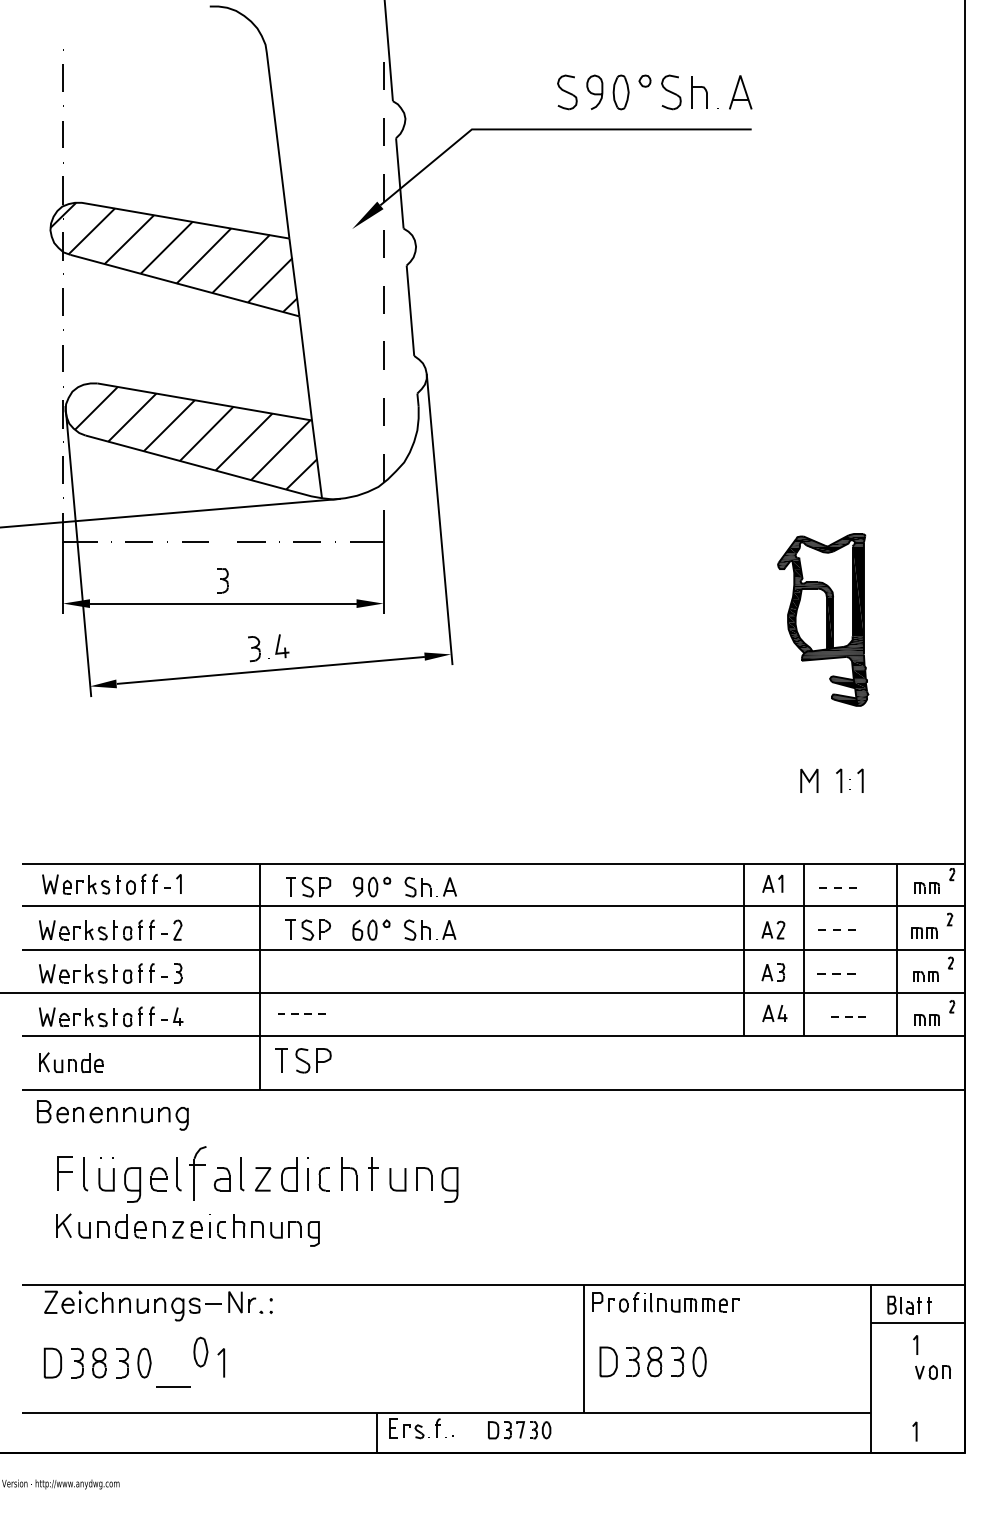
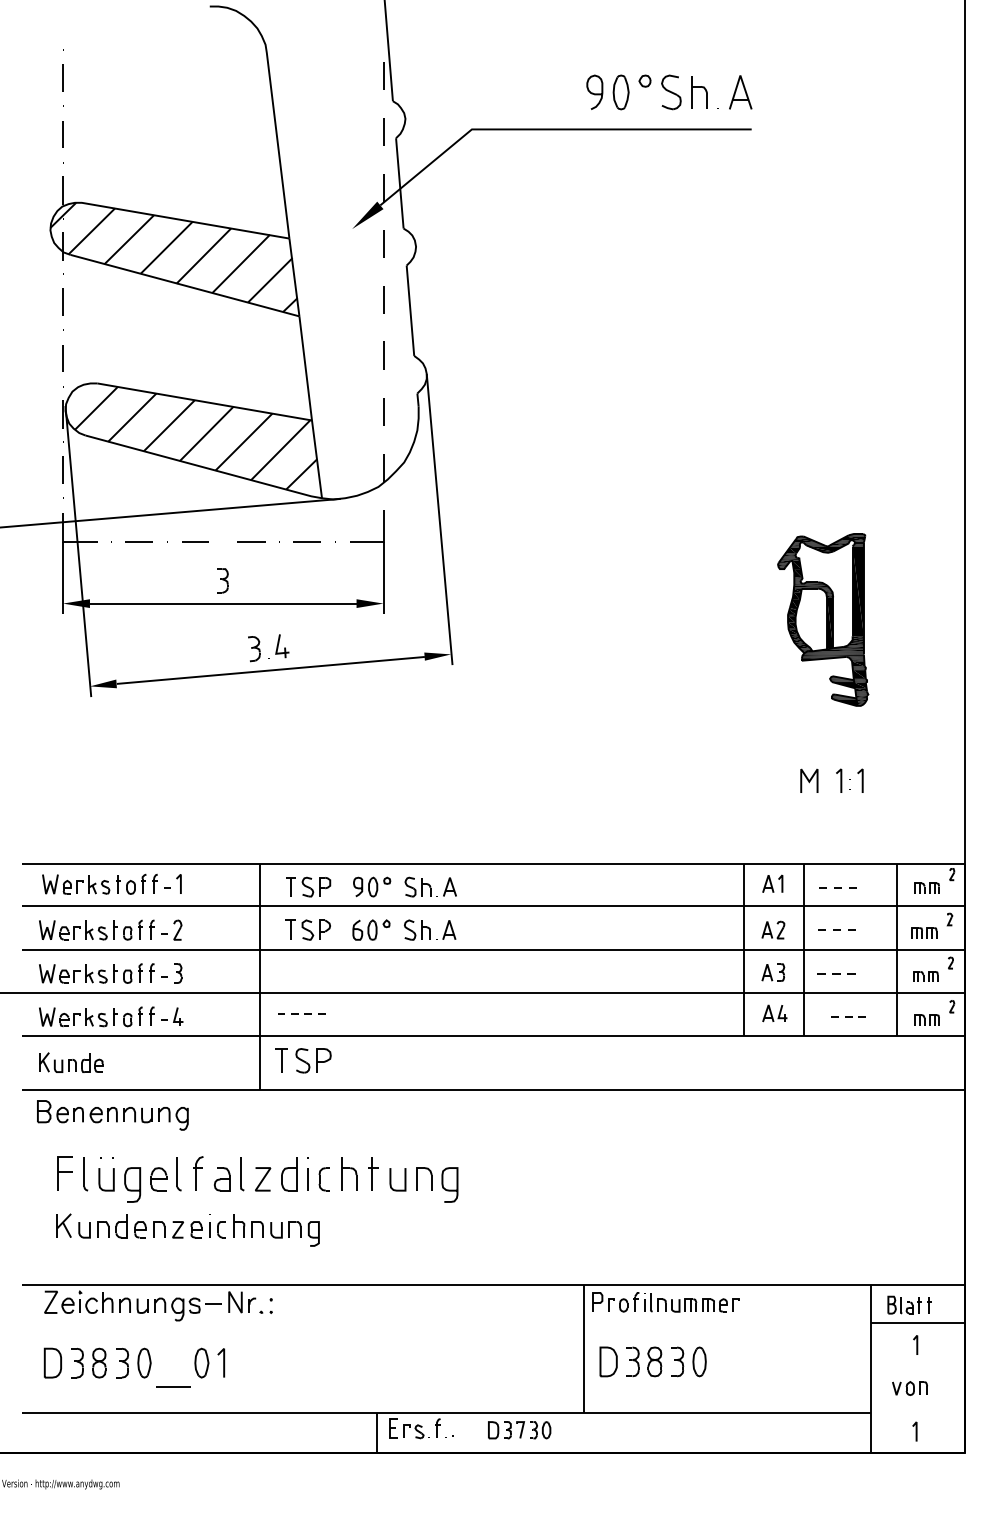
part: present -> none (567, 92)
part size: 18x55 px -> 11x35 px (198, 1173)
part position: (200, 1351) -> (201, 1362) (201, 1362)
part position: (932, 1372) -> (909, 1388) (909, 1388)
